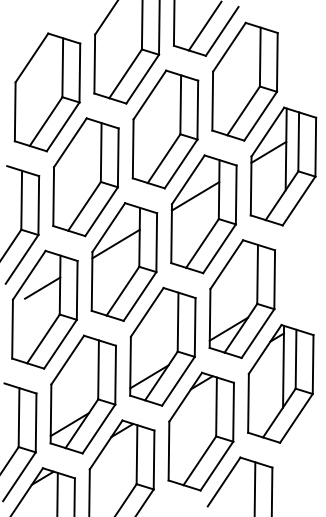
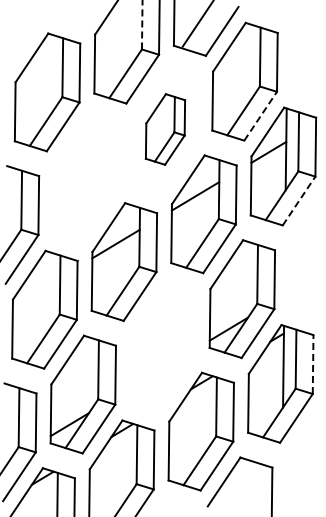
line: solid -> dashed (142, 24)
line position: (204, 26) -> (197, 24) (197, 24)
line: solid -> dashed (260, 115)
part size: 69x121 px -> 43x73 px (165, 129)
part: present -> none (85, 177)
line: solid -> dashed (299, 200)
line: present -> none (42, 287)
part: present -> none (162, 346)
line: solid -> dashed (313, 364)
line: present -> none (254, 487)
